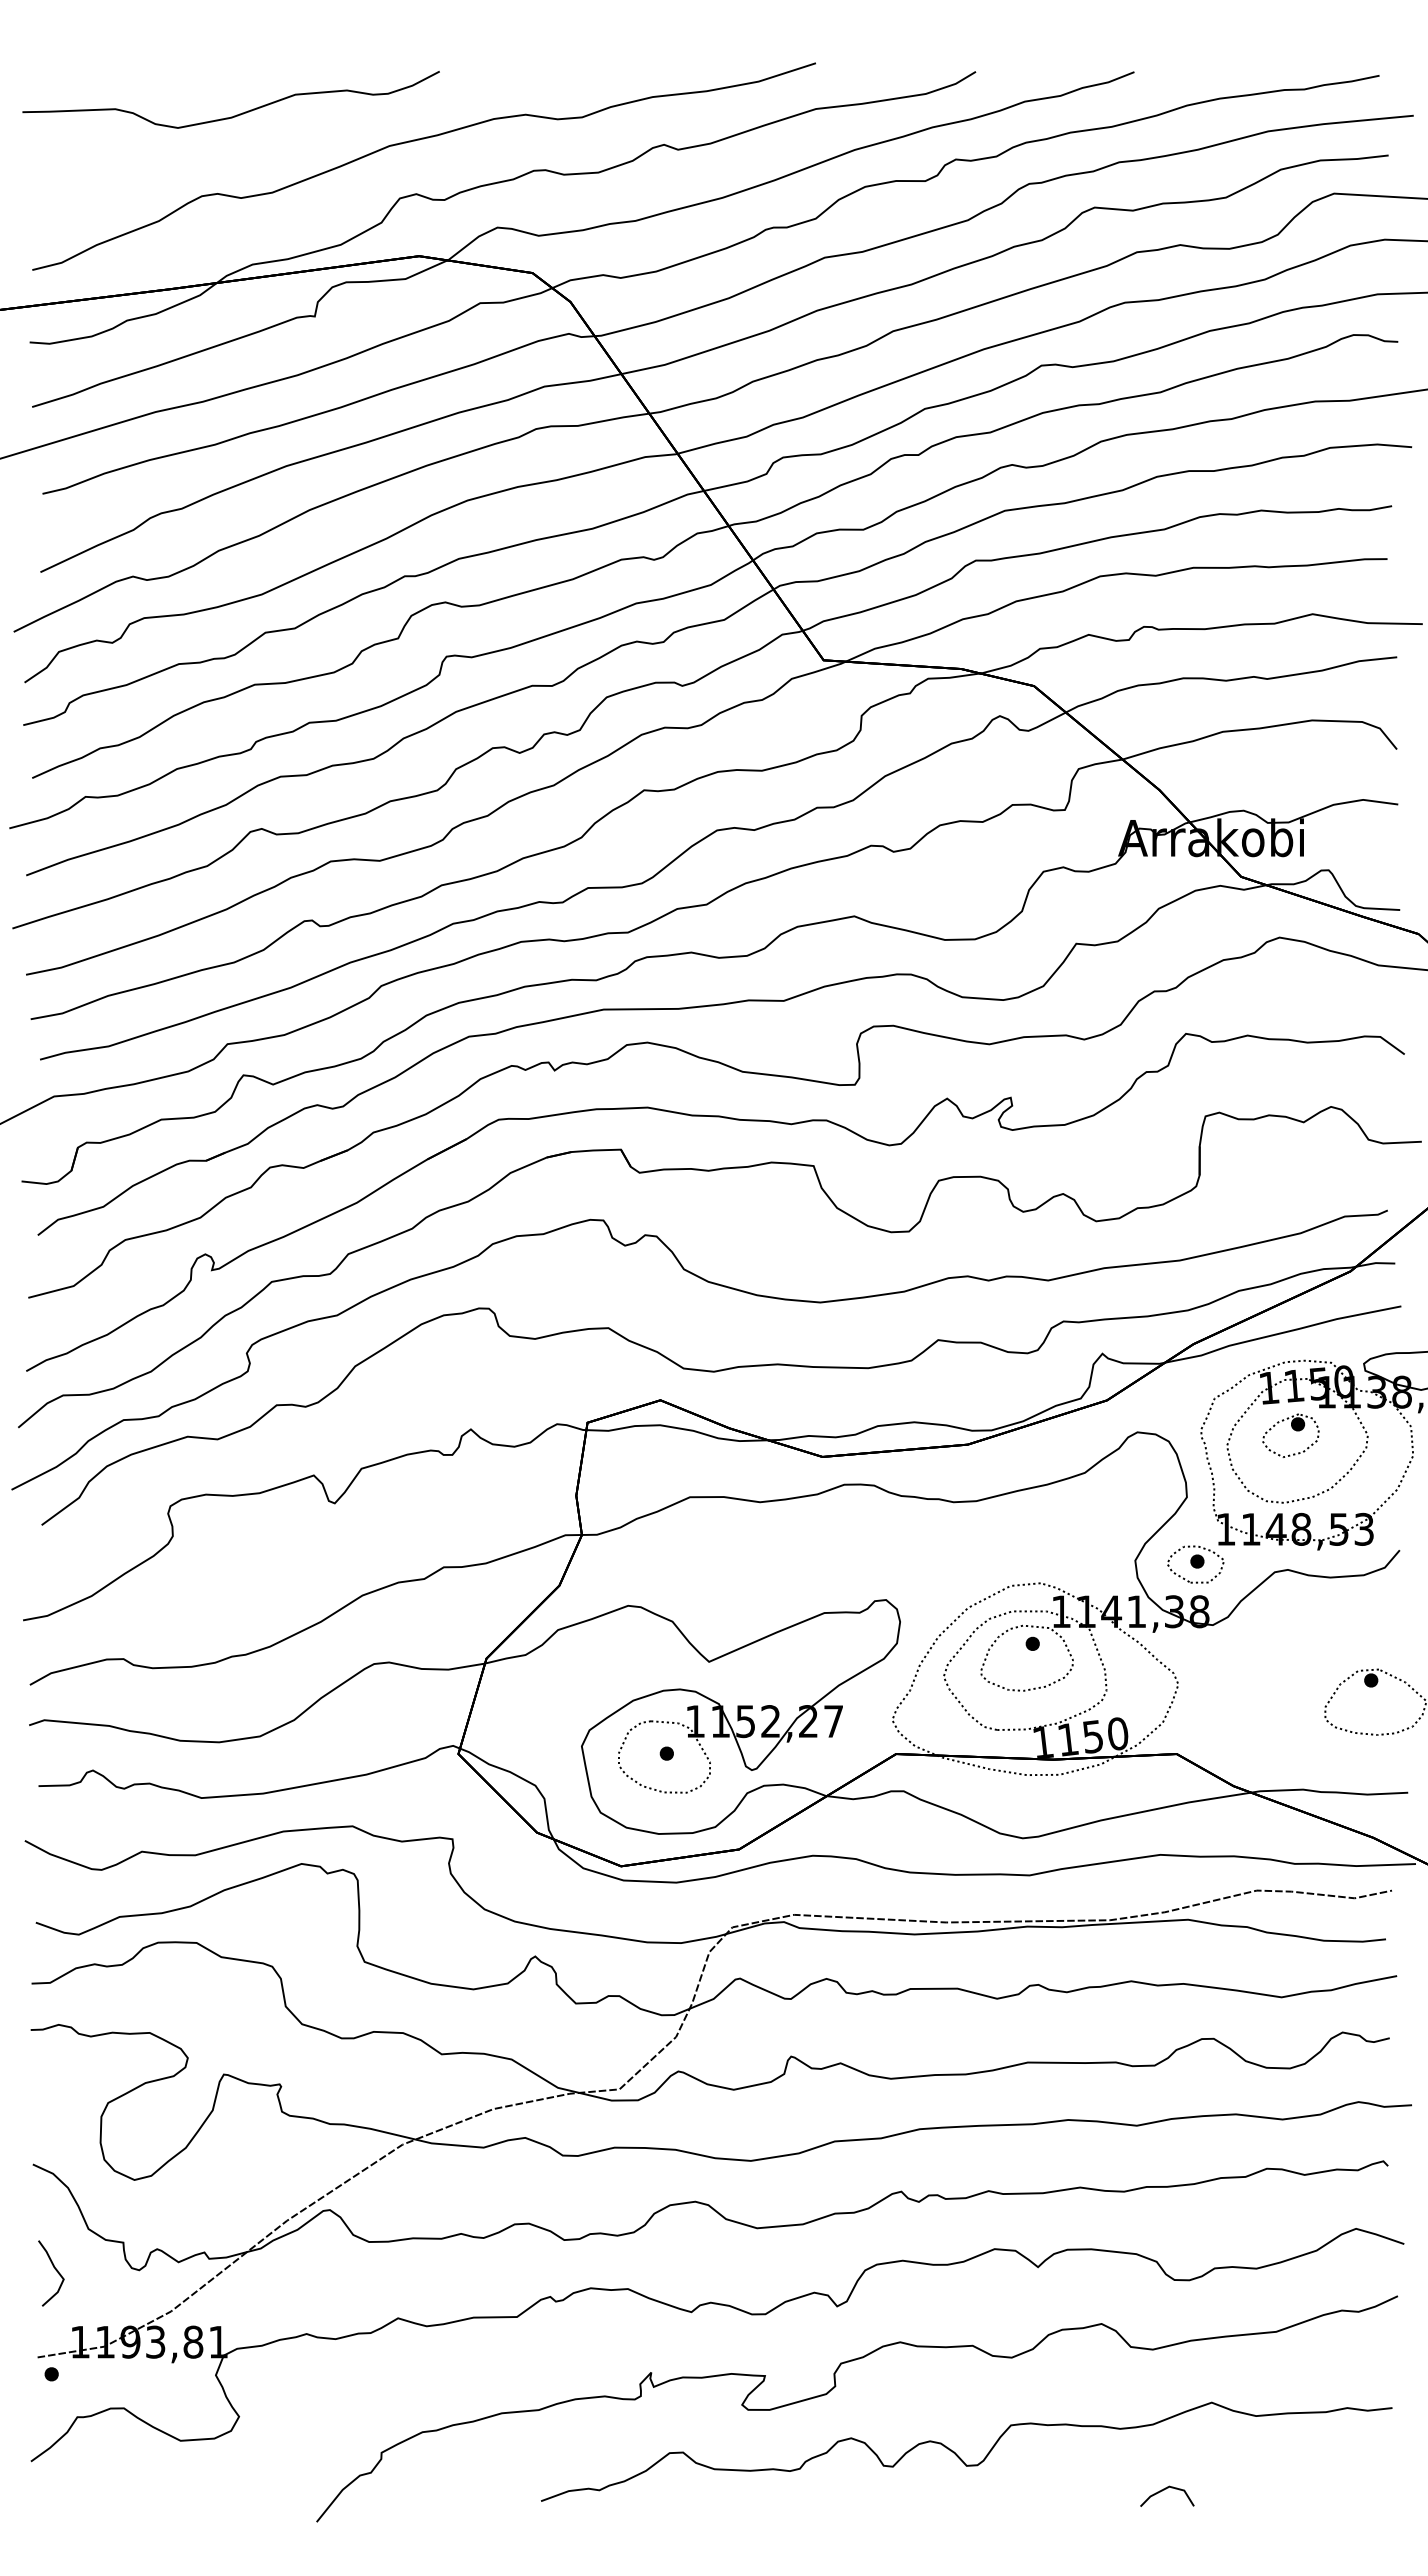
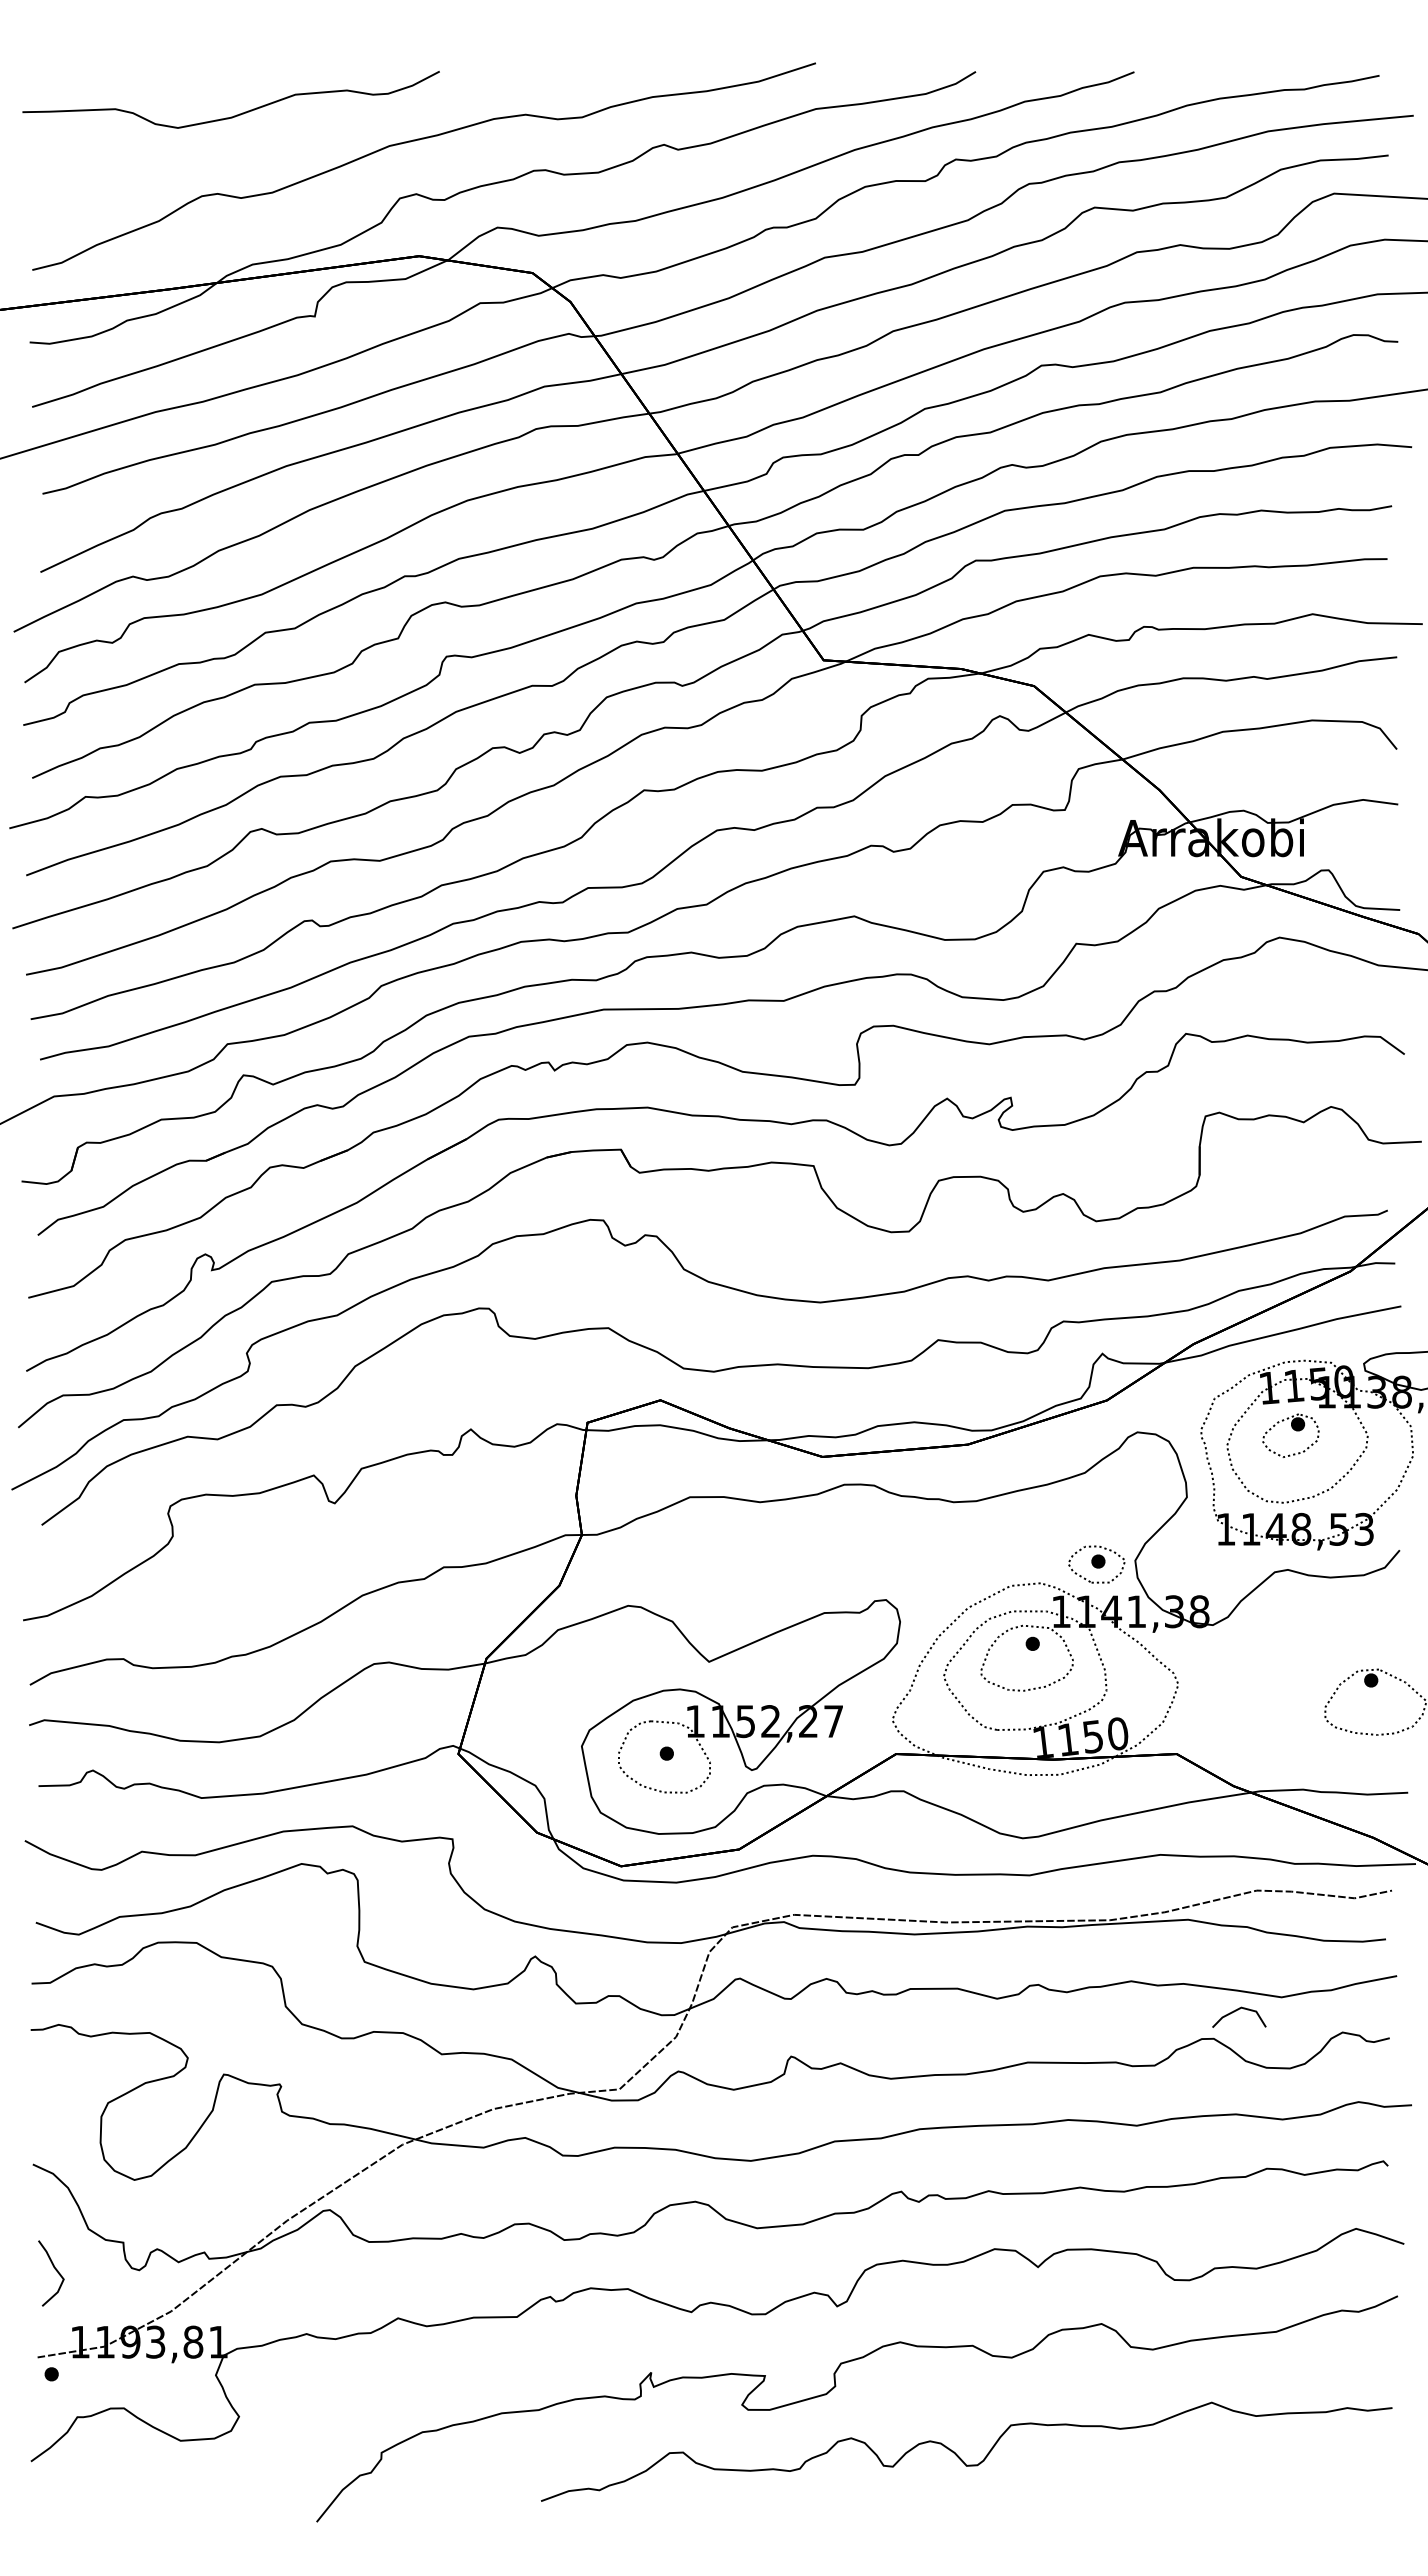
part position: (1195, 1564) -> (1096, 1564) (1096, 1564)
line position: (1164, 2490) -> (1236, 2011) (1236, 2011)
